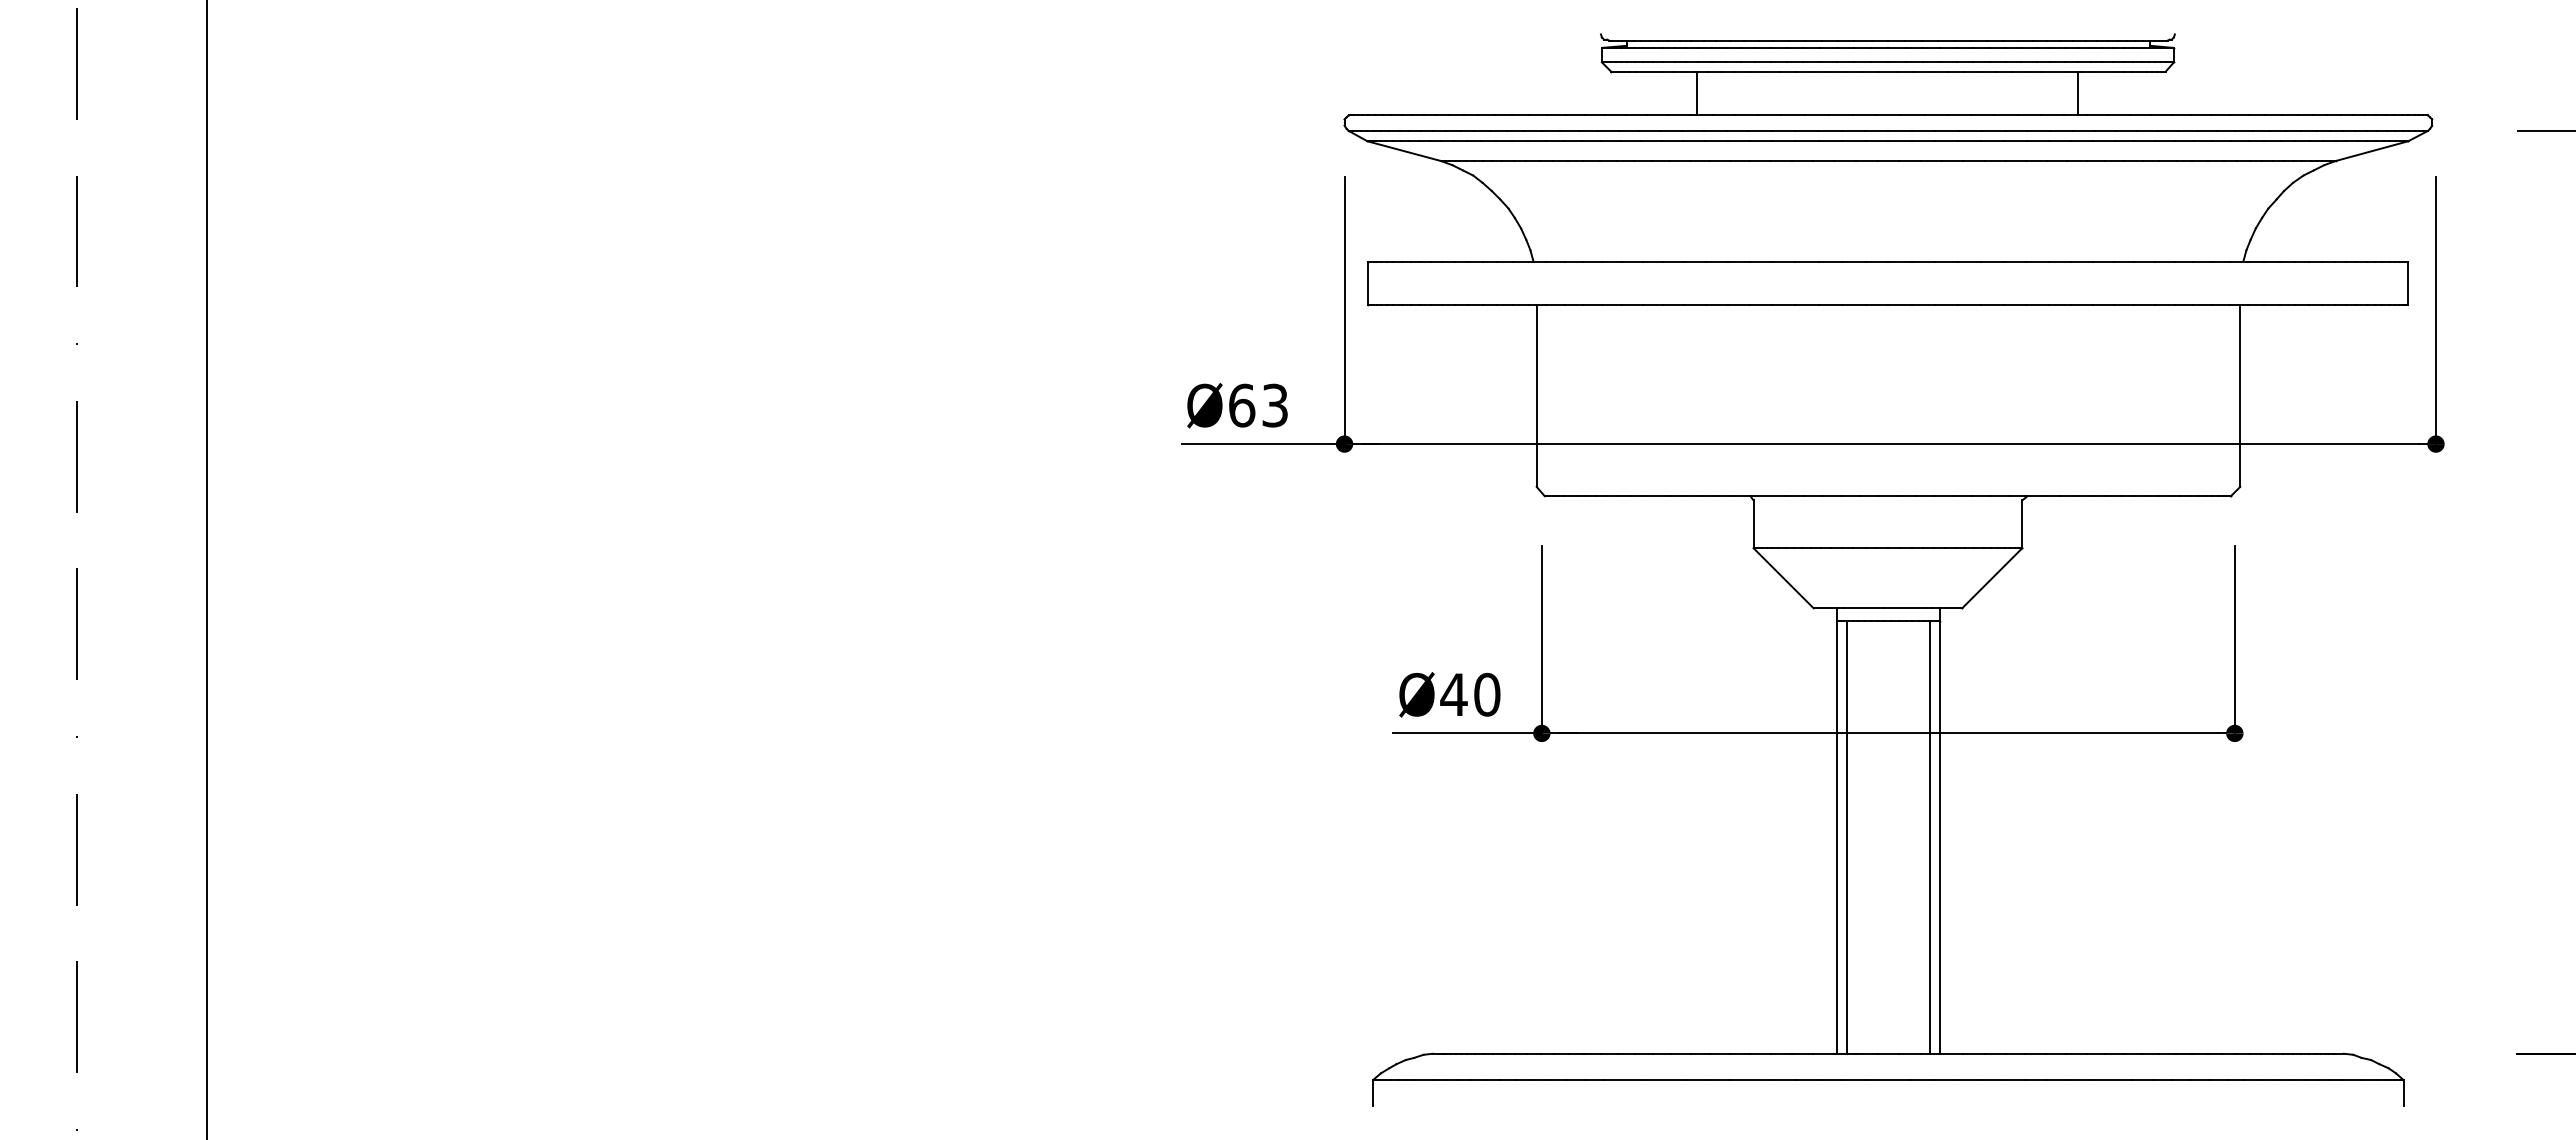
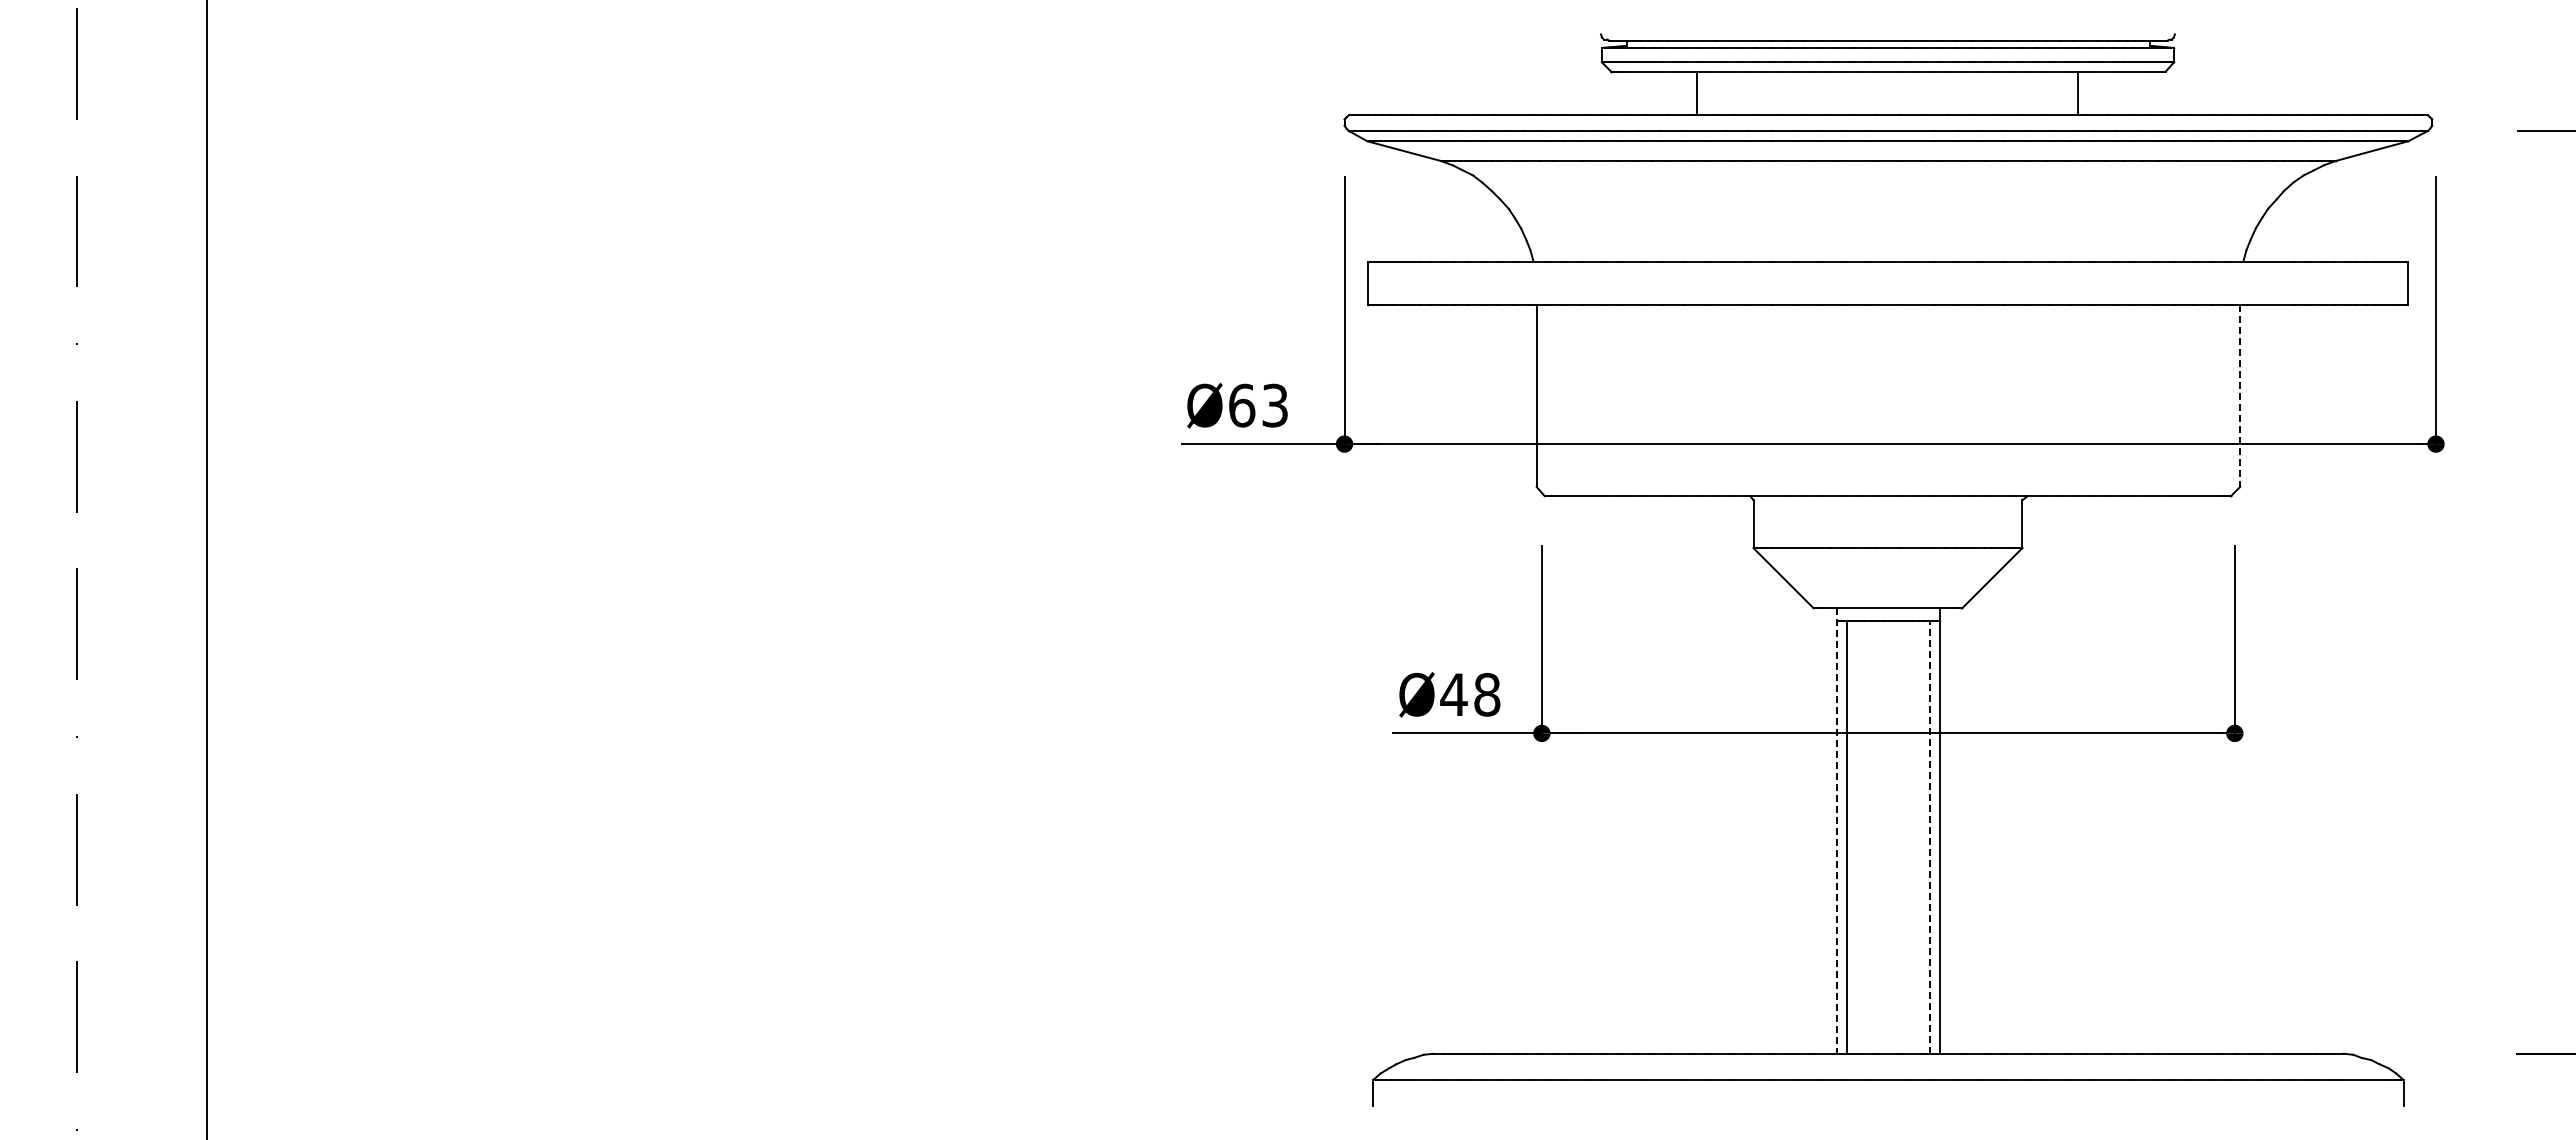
line: solid -> dashed (2240, 396)
text: Ø40 -> Ø48 (1487, 694)
line: solid -> dashed (1836, 831)
line: solid -> dashed (1929, 836)
